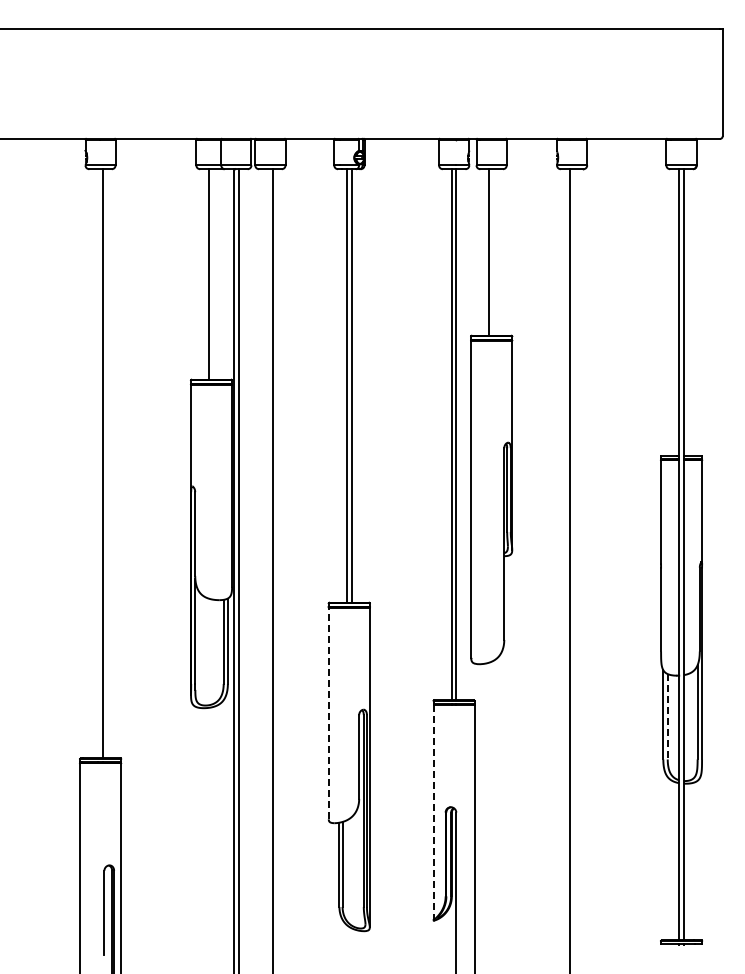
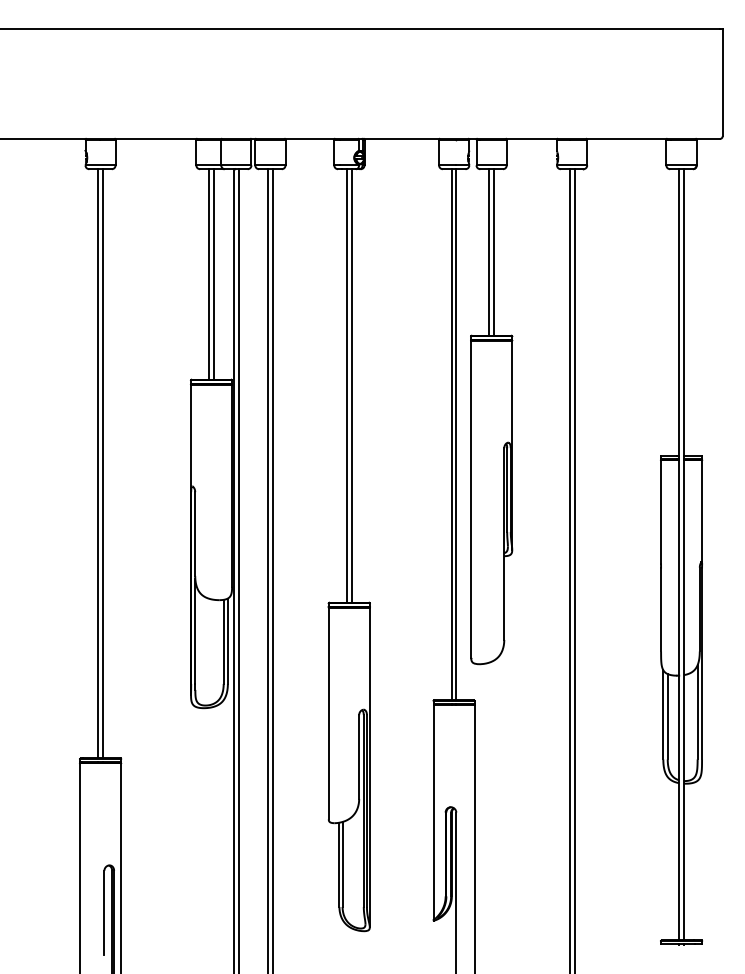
line: none -> present (494, 252)
line: none -> present (213, 274)
line: none -> present (98, 463)
line: none -> present (268, 569)
line: none -> present (574, 569)
line: dashed -> solid (328, 713)
line: dashed -> solid (667, 716)
line: dashed -> solid (433, 812)
